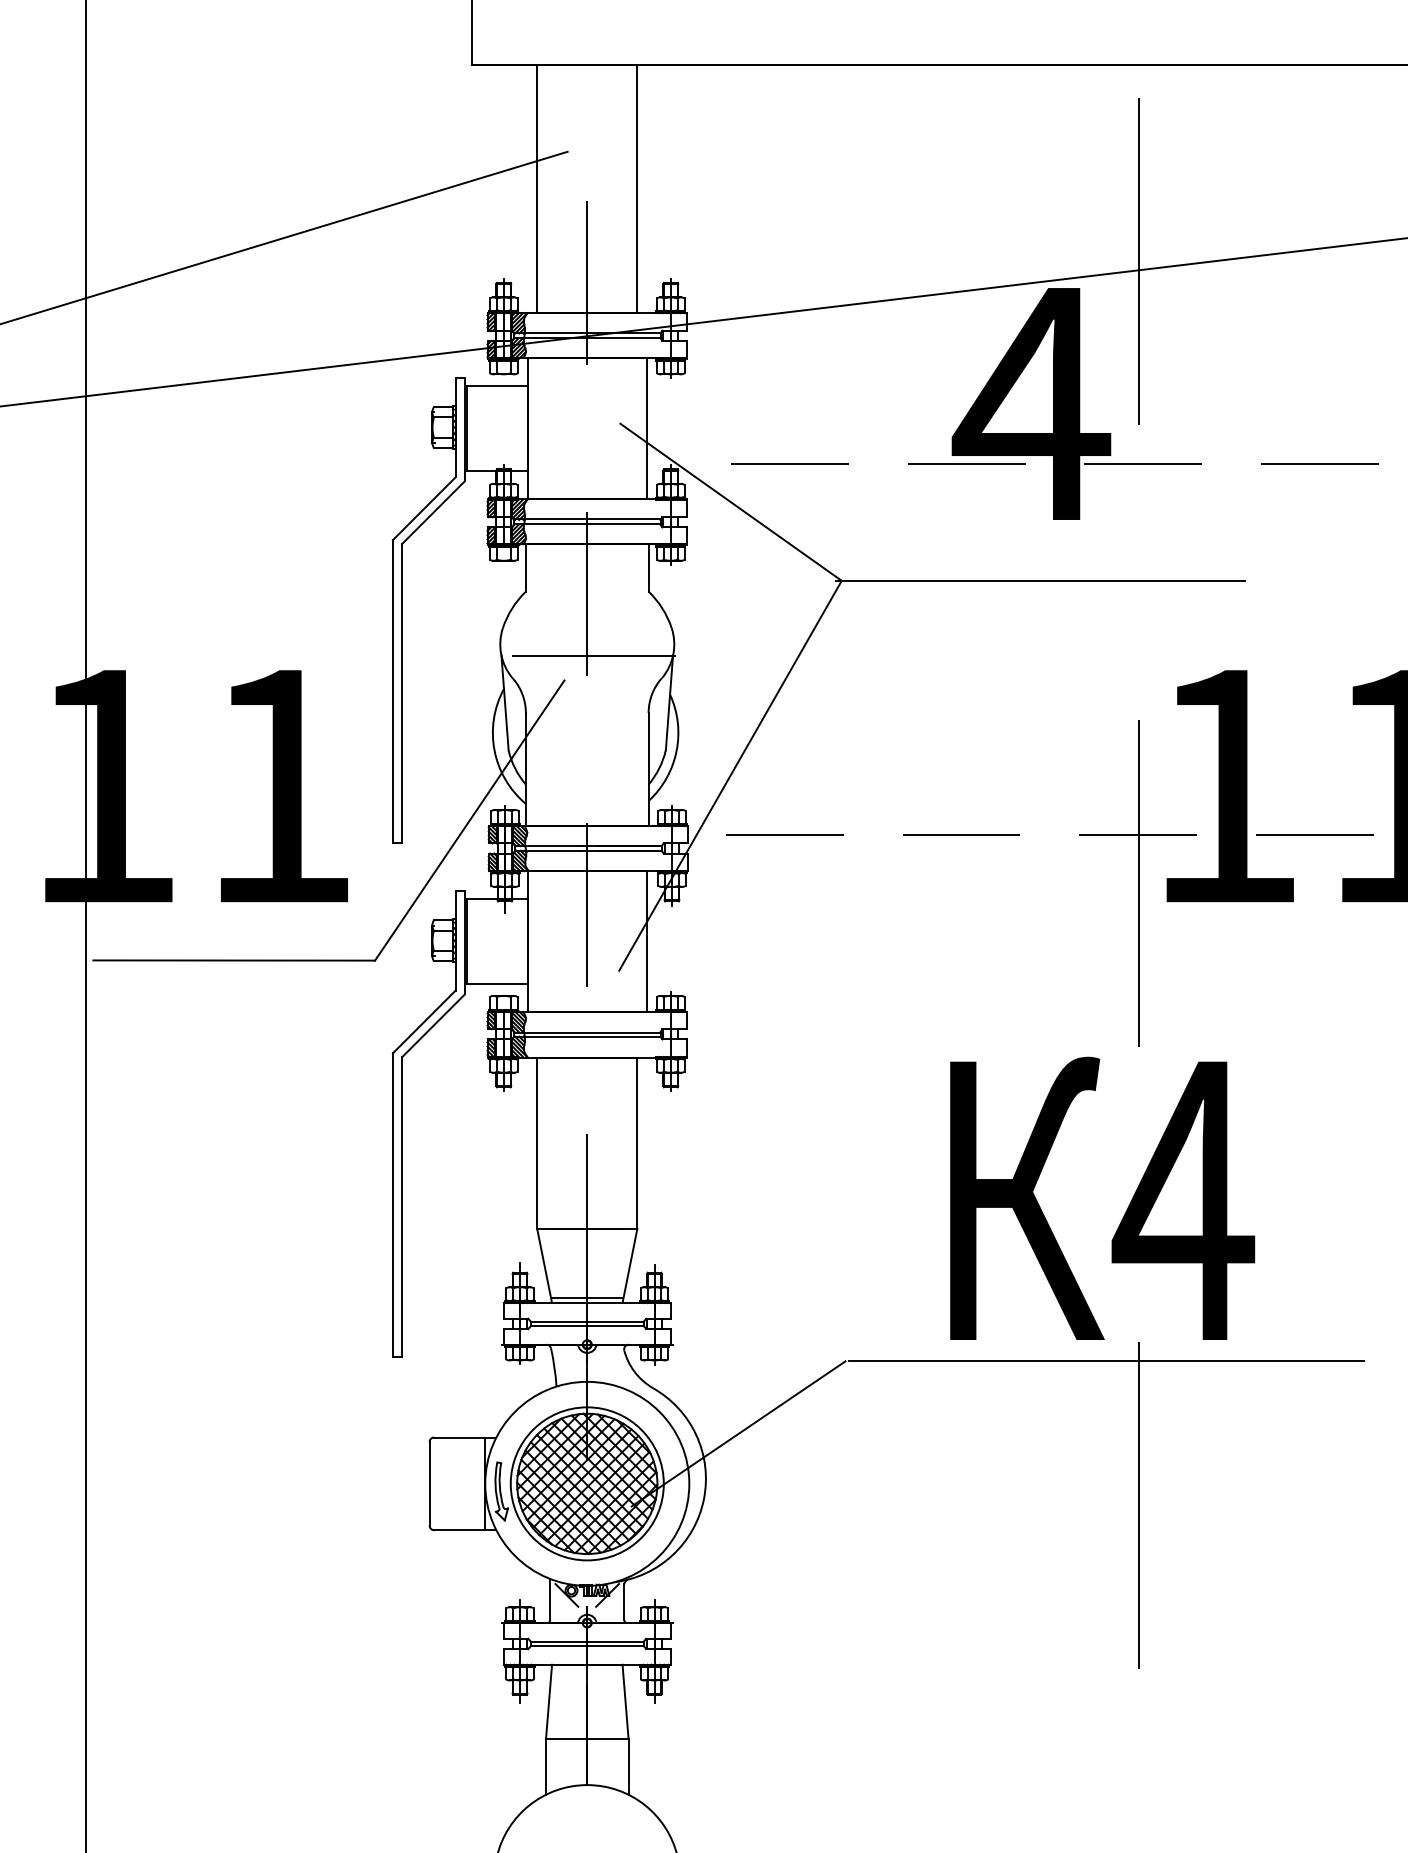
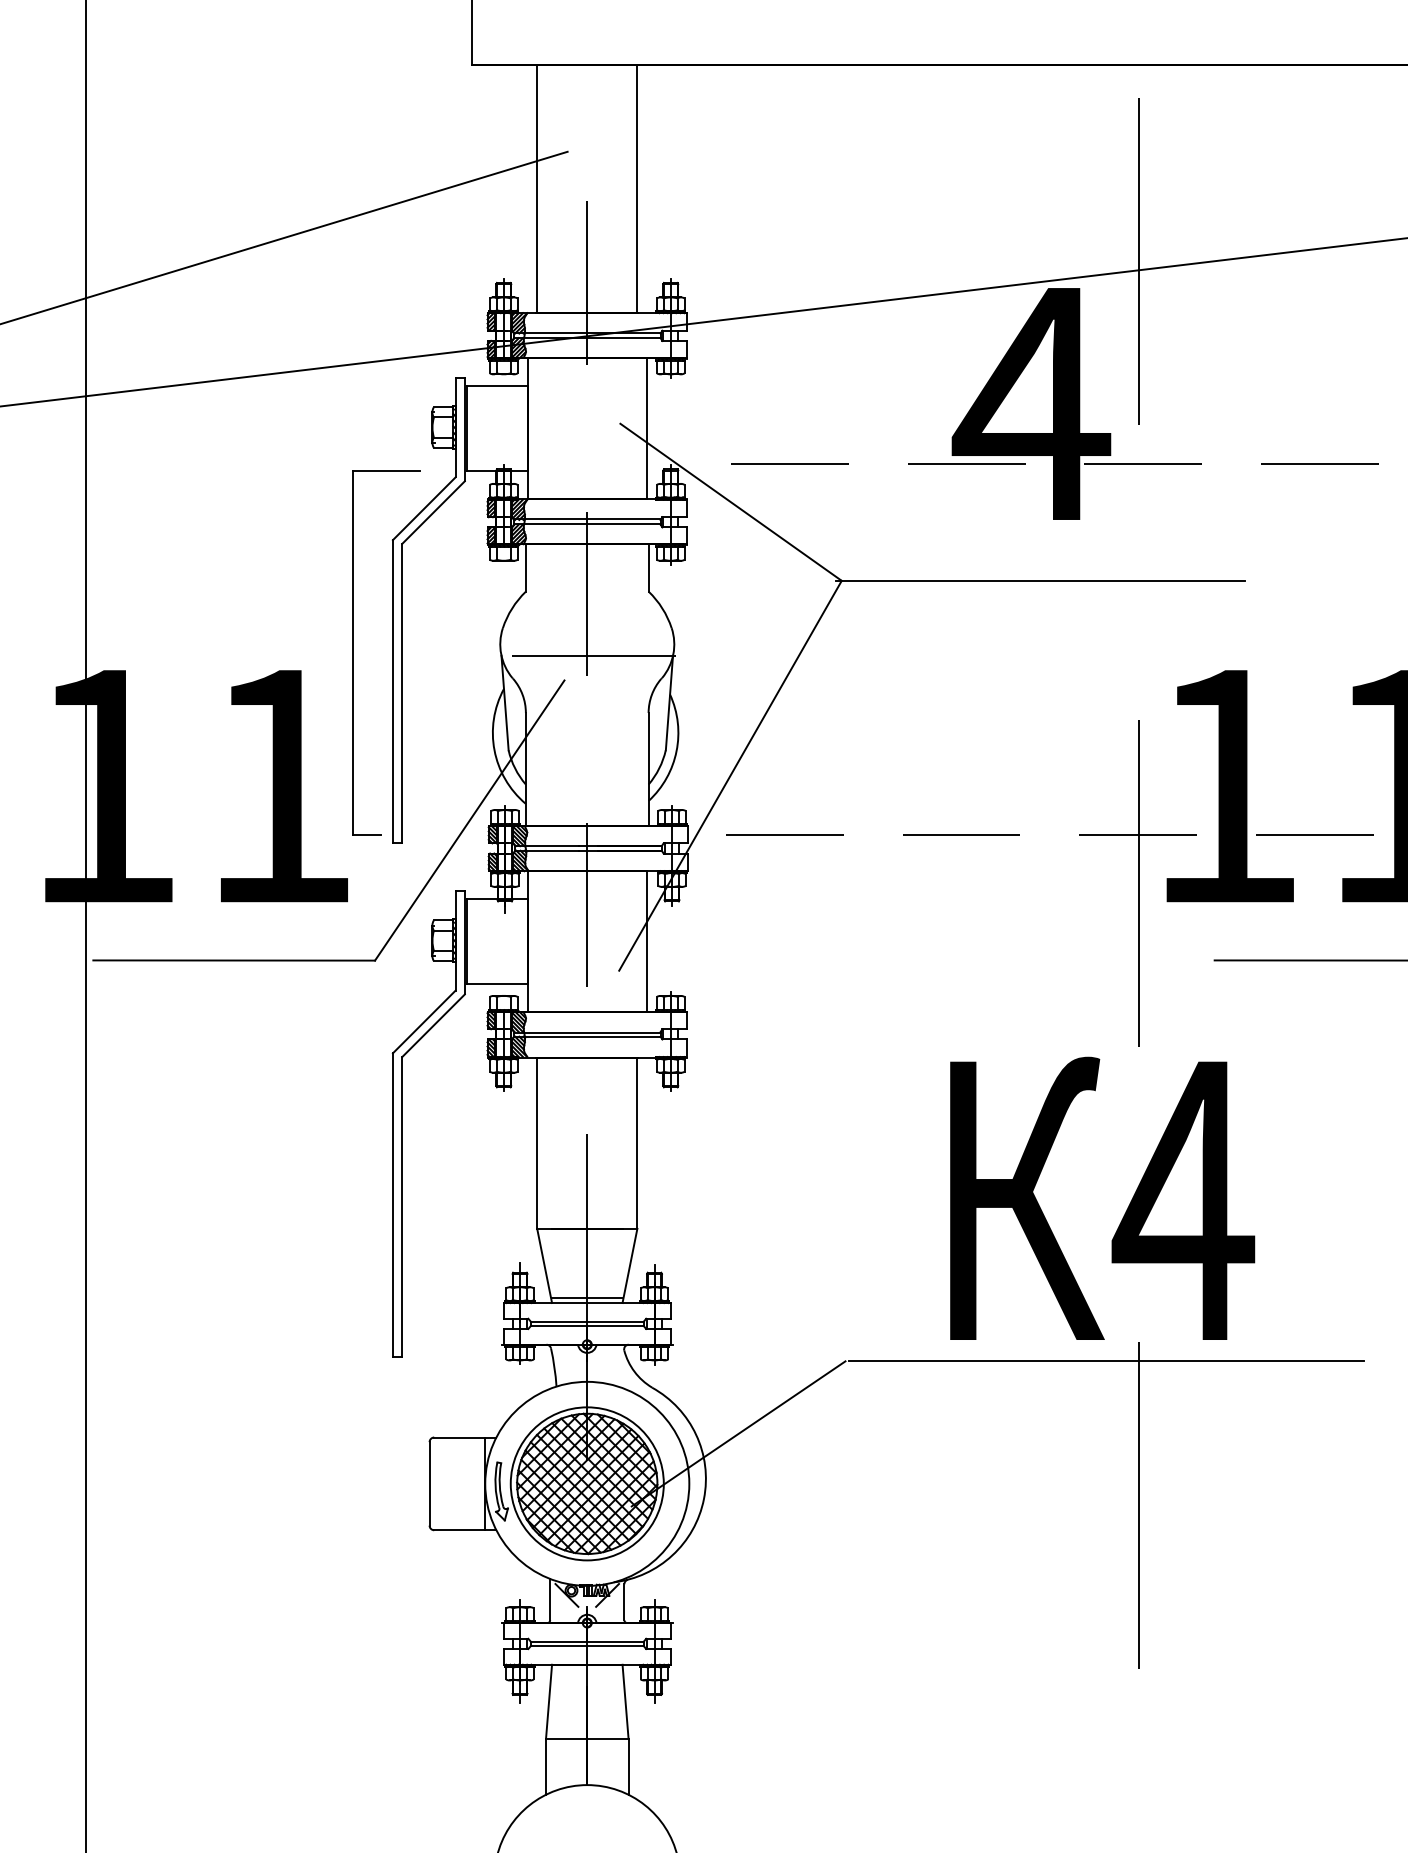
part: none -> present (353, 652)
line: none -> present (1309, 960)
